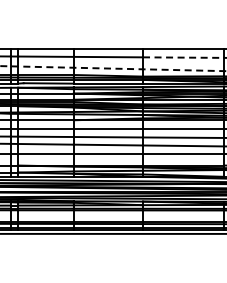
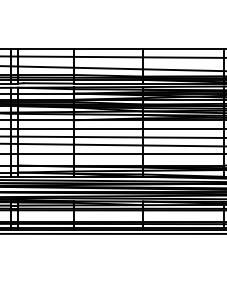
line: dashed -> solid (183, 57)
line: dashed -> solid (113, 68)
